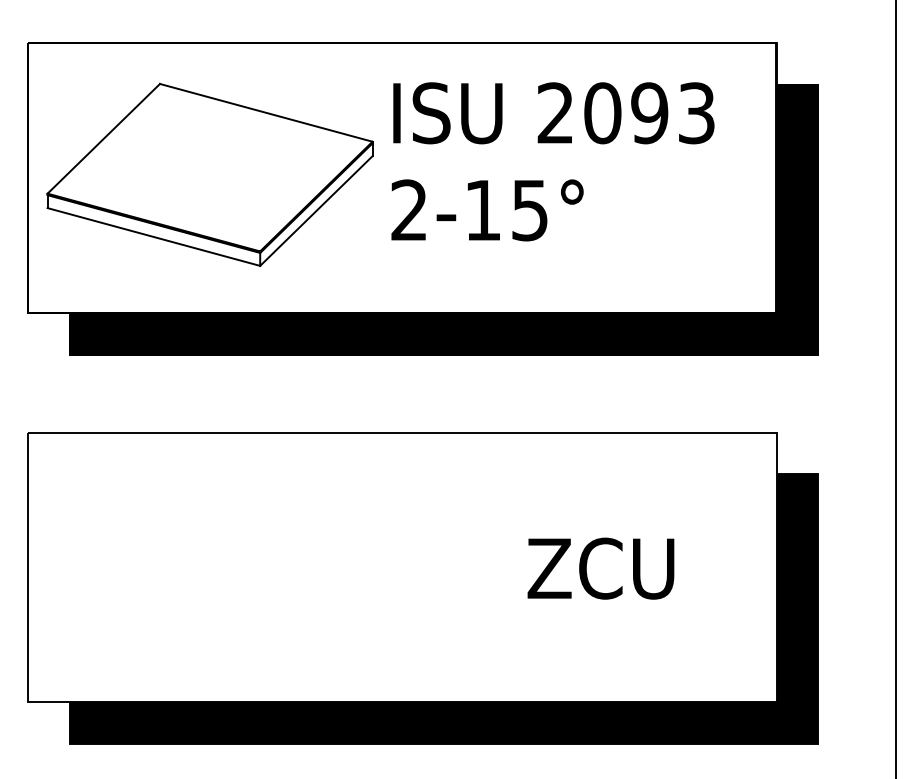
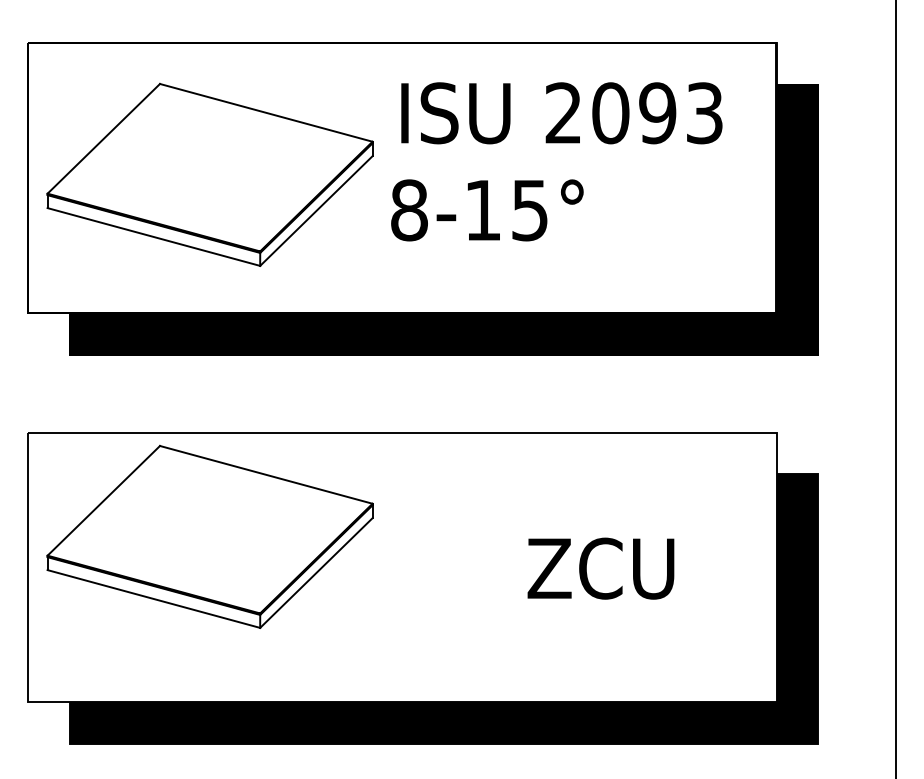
text position: (553, 113) -> (561, 113) (561, 113)
text: 2-15° -> 8-15° (409, 210)
part: none -> present (209, 536)
